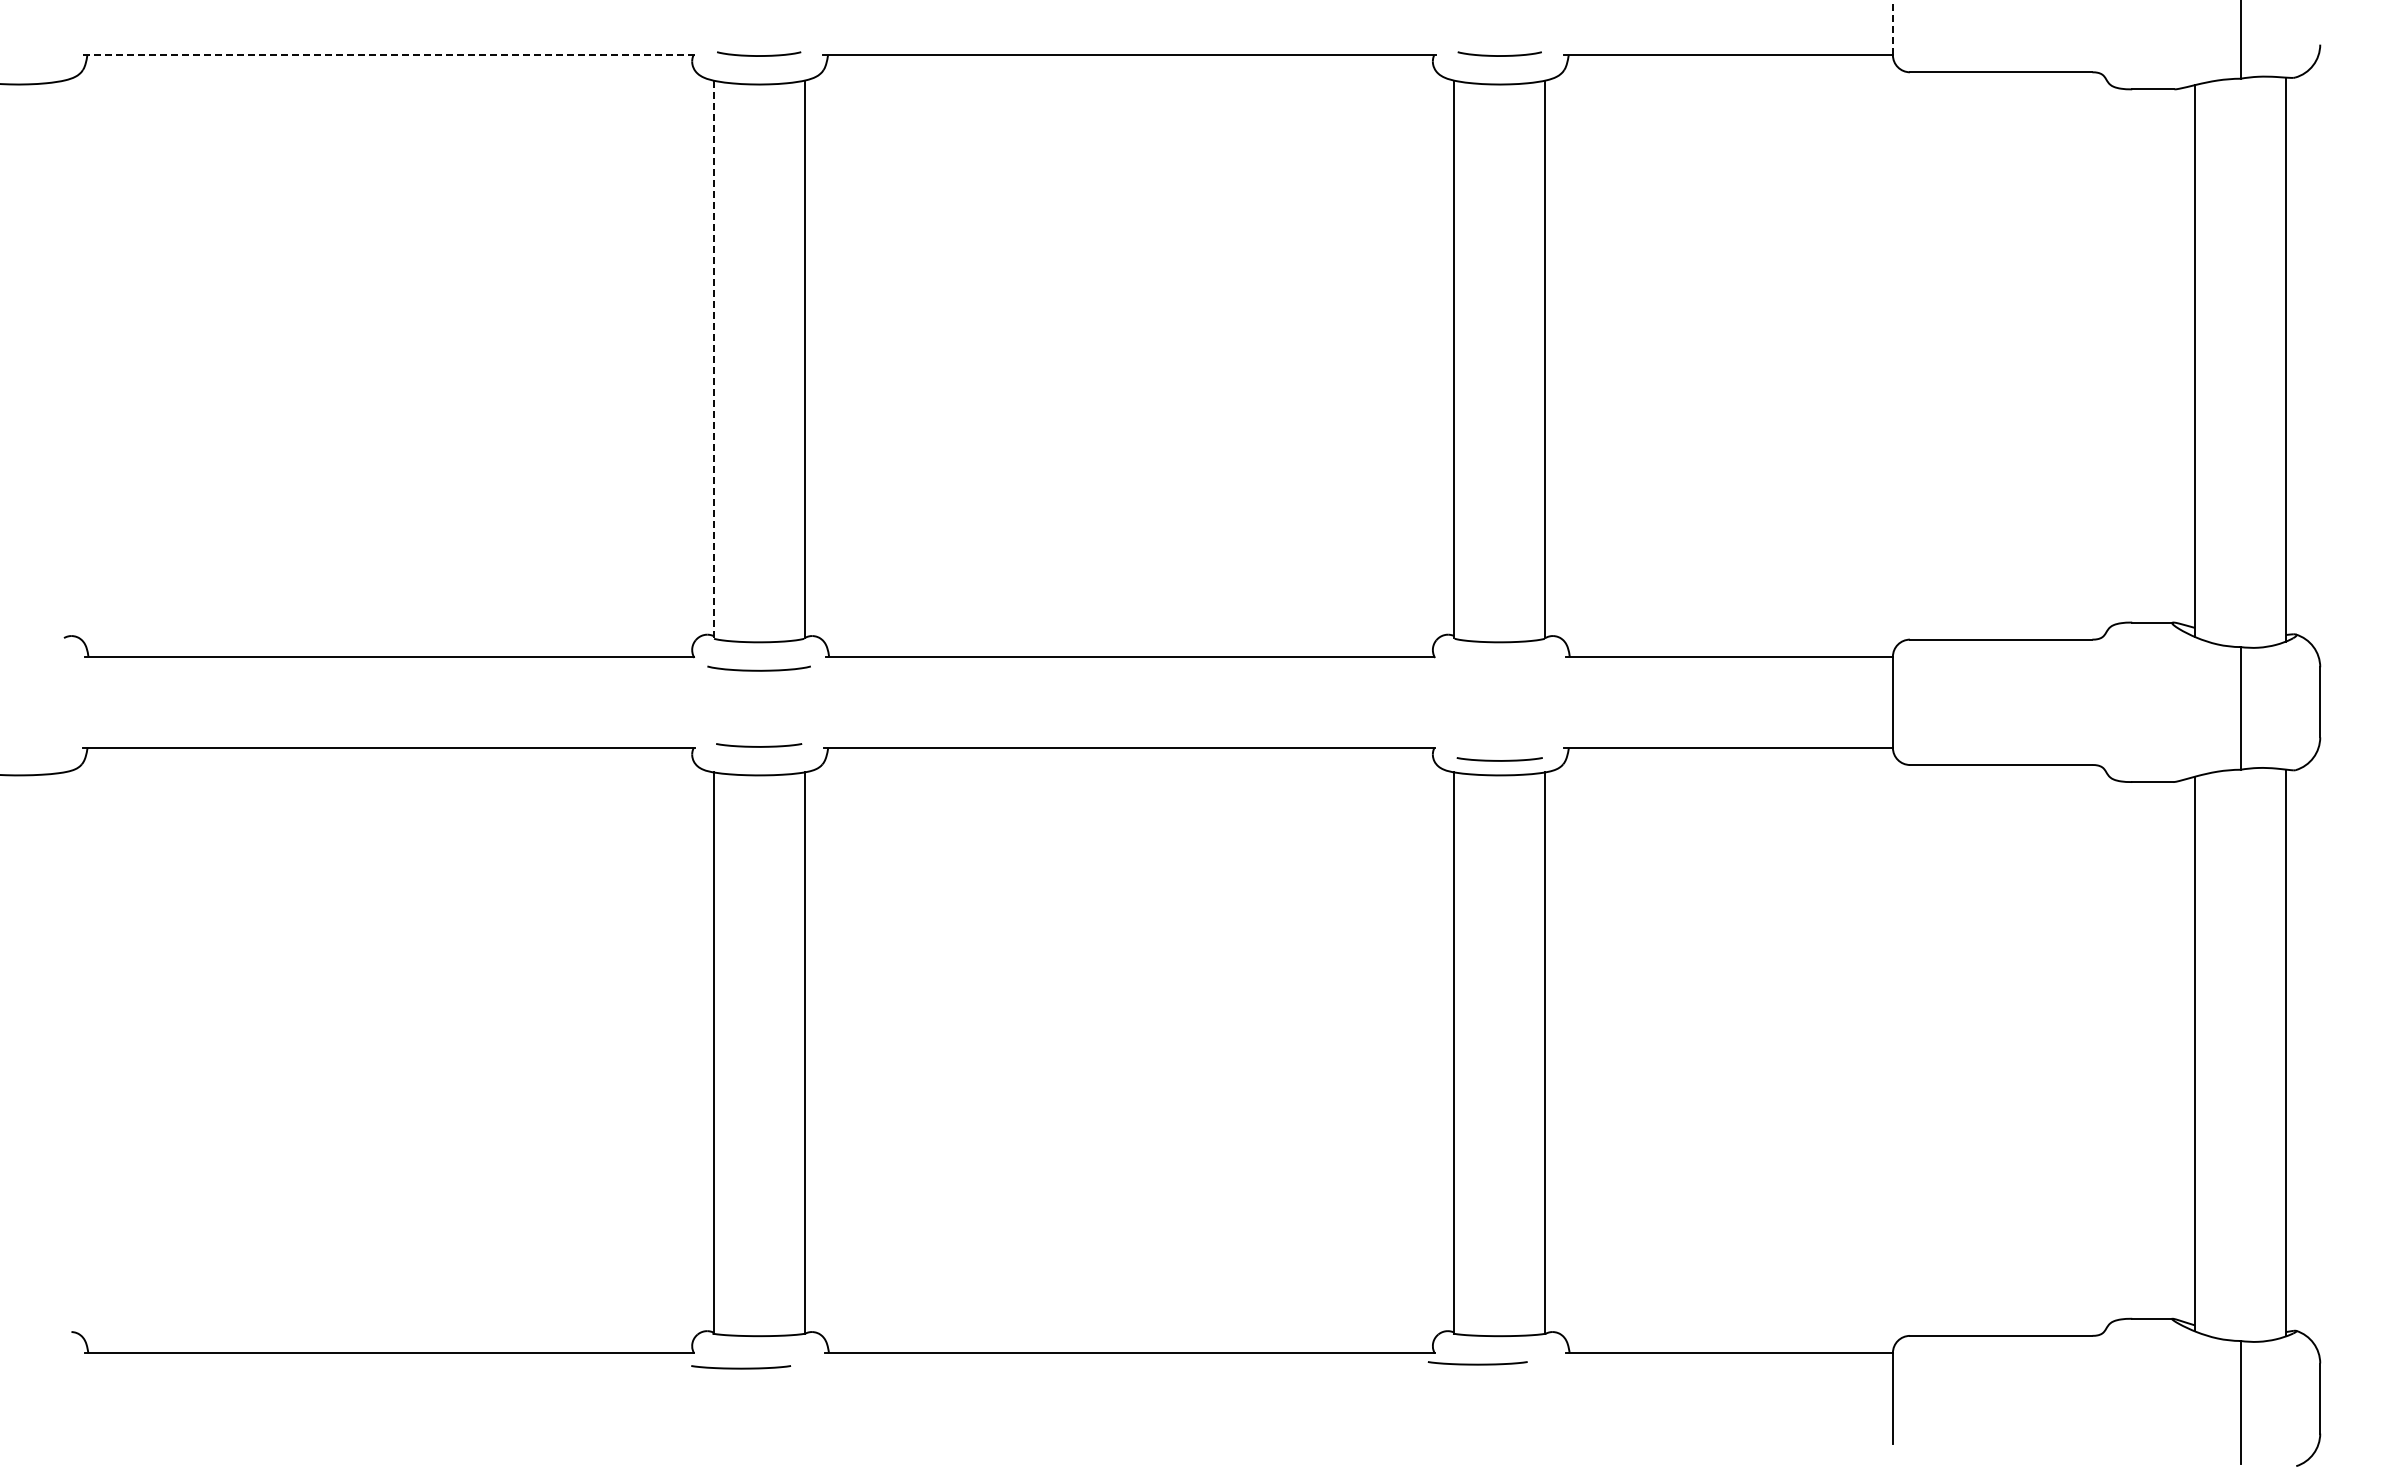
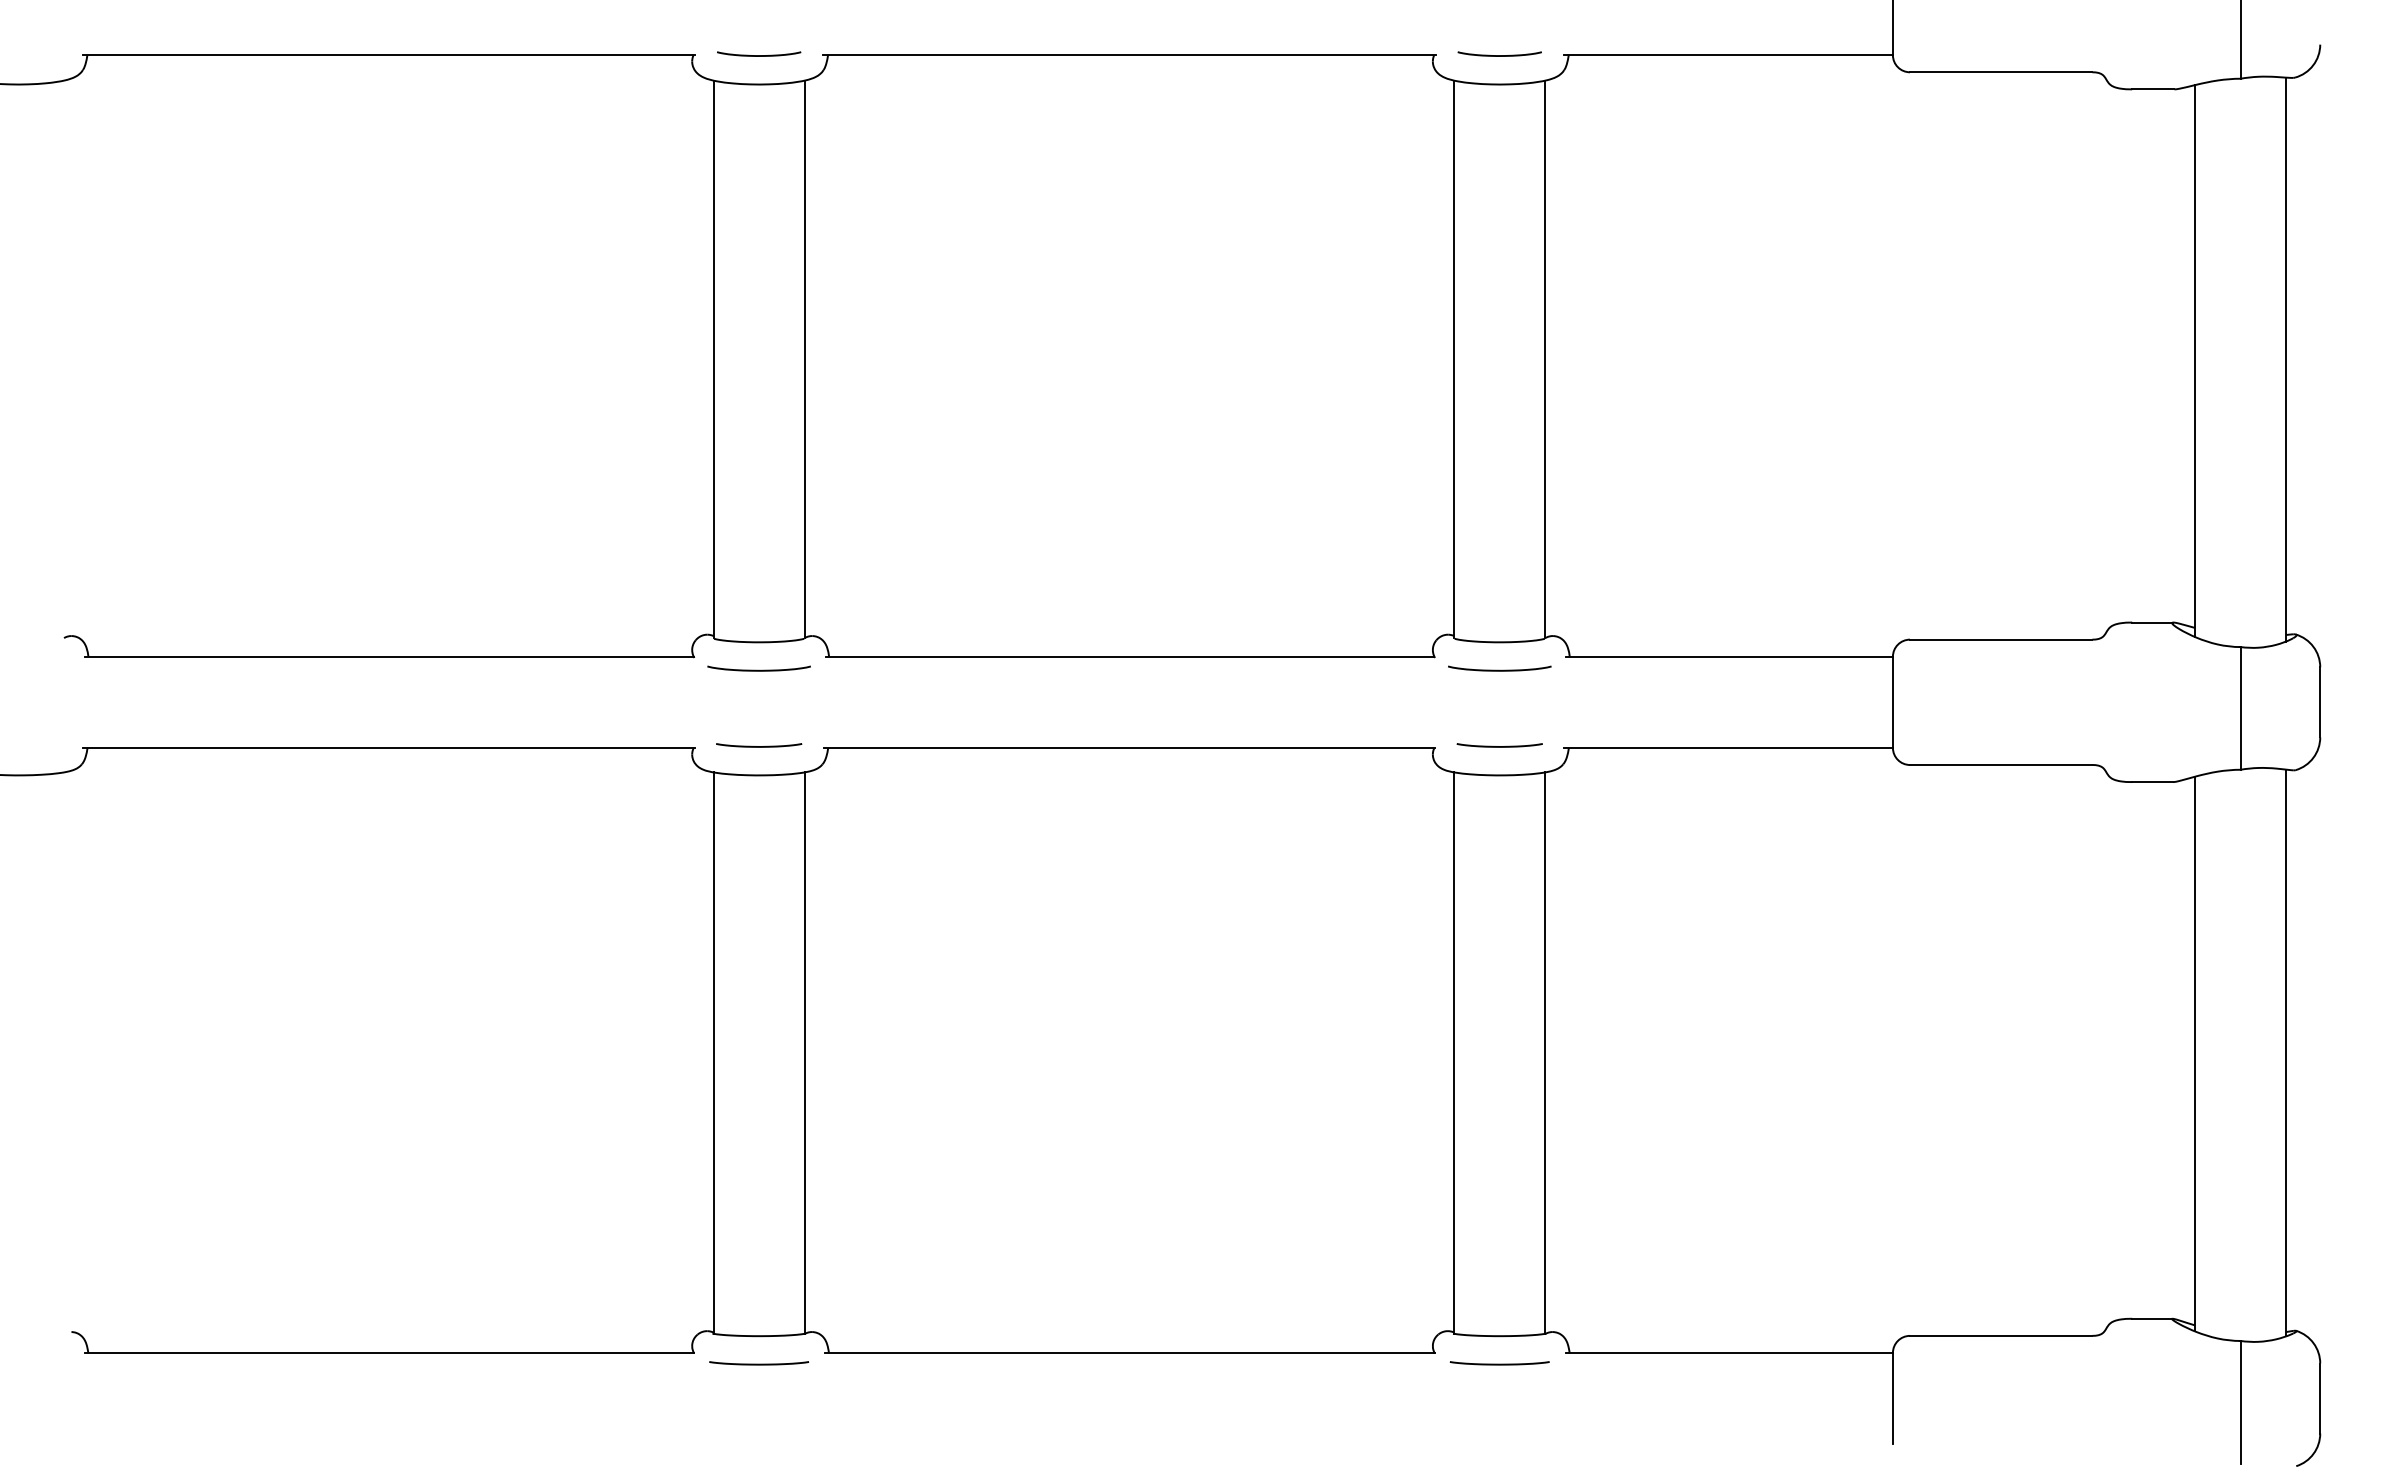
line: dashed -> solid (1892, 27)
line: dashed -> solid (388, 55)
line: dashed -> solid (713, 359)
curve: none -> present (1499, 669)
curve position: (1499, 760) -> (1499, 746) (1499, 746)
curve position: (1477, 1363) -> (1499, 1363) (1499, 1363)
curve position: (740, 1367) -> (758, 1363) (758, 1363)
